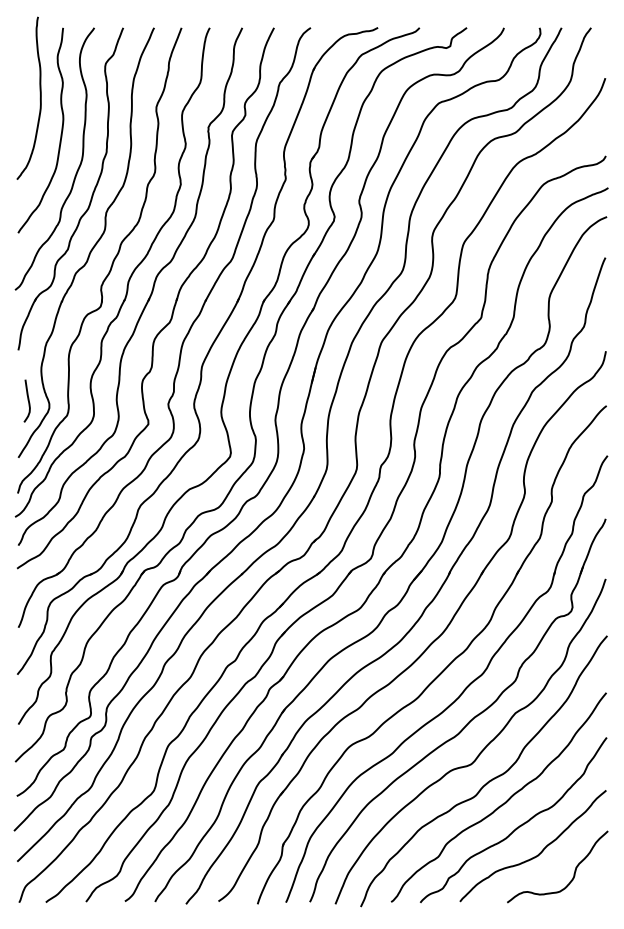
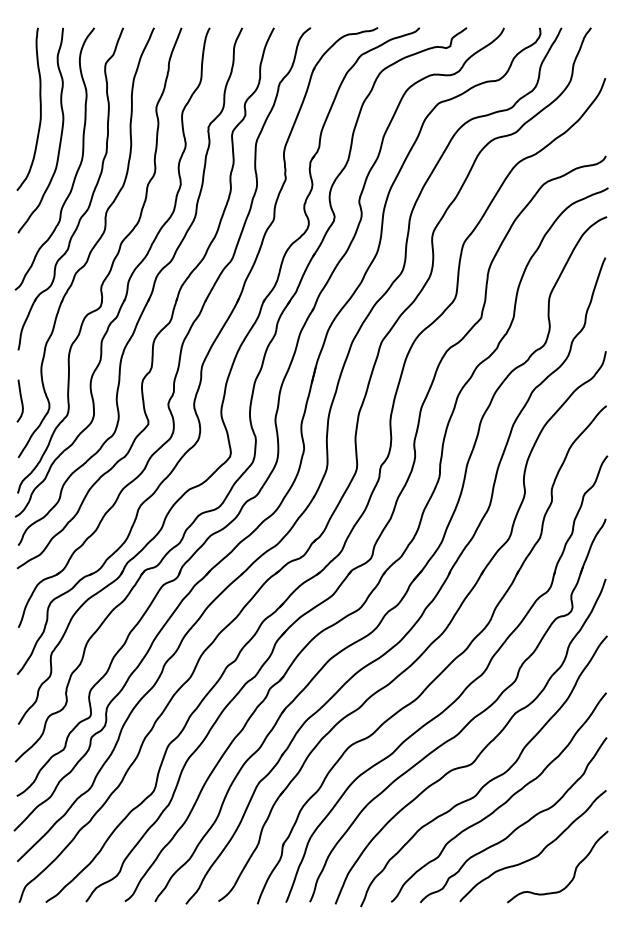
curve position: (39, 97) -> (39, 108) (39, 108)
curve position: (27, 400) -> (20, 400) (20, 400)
